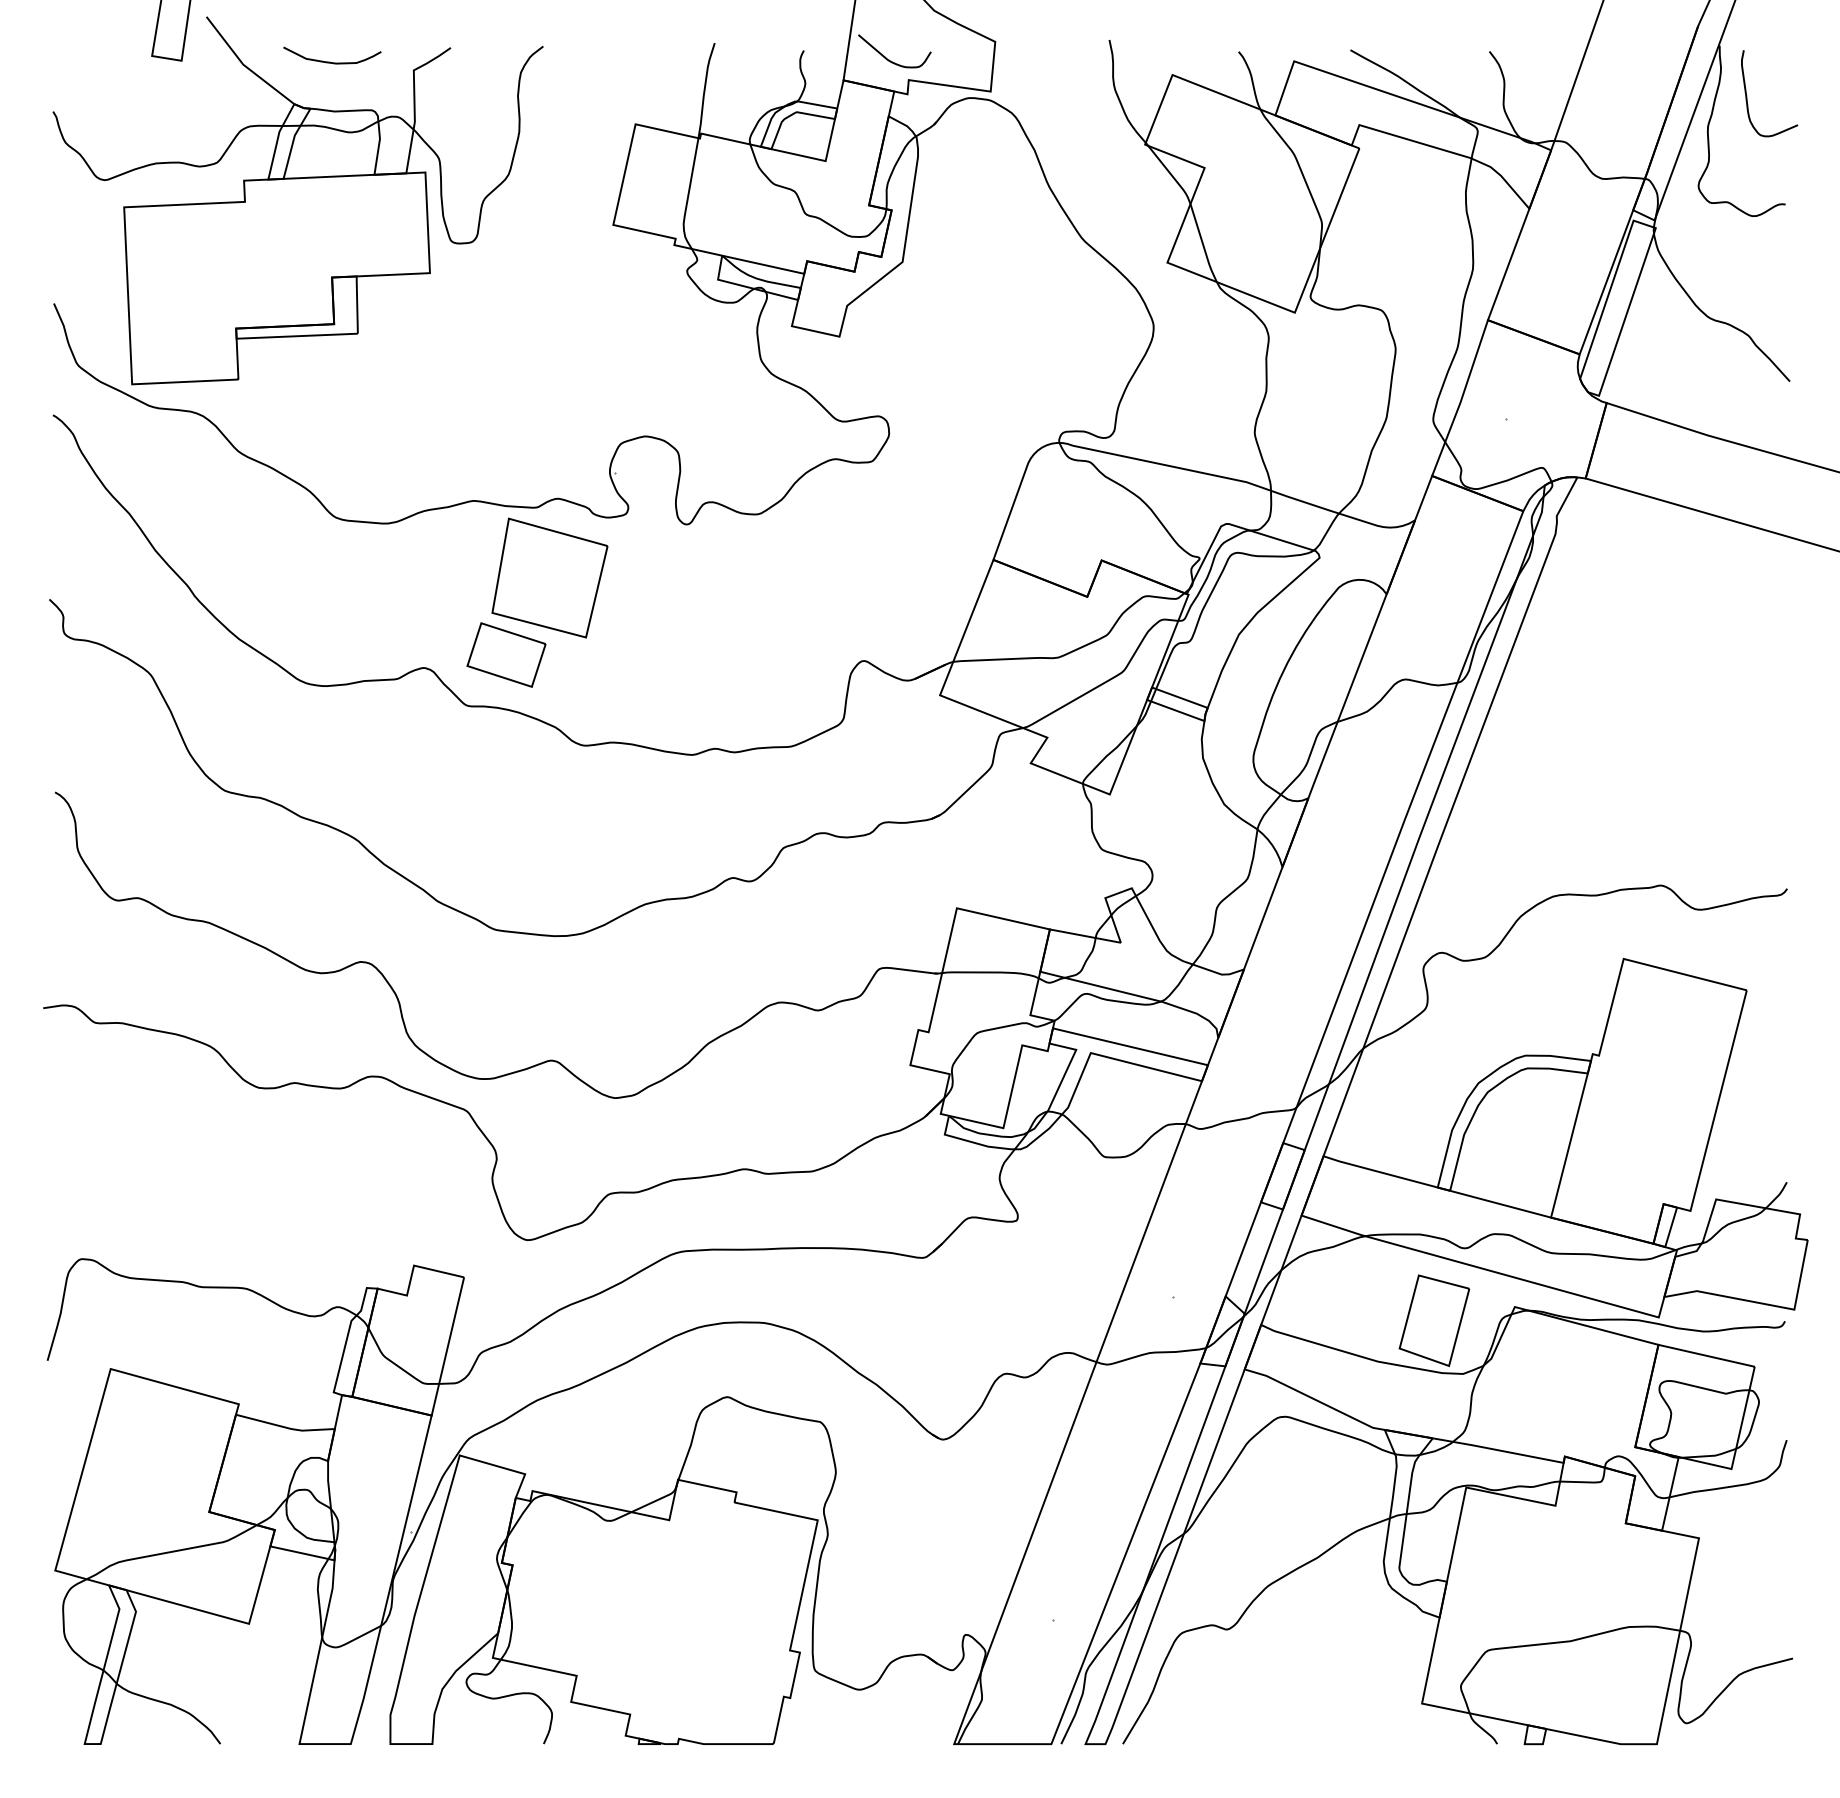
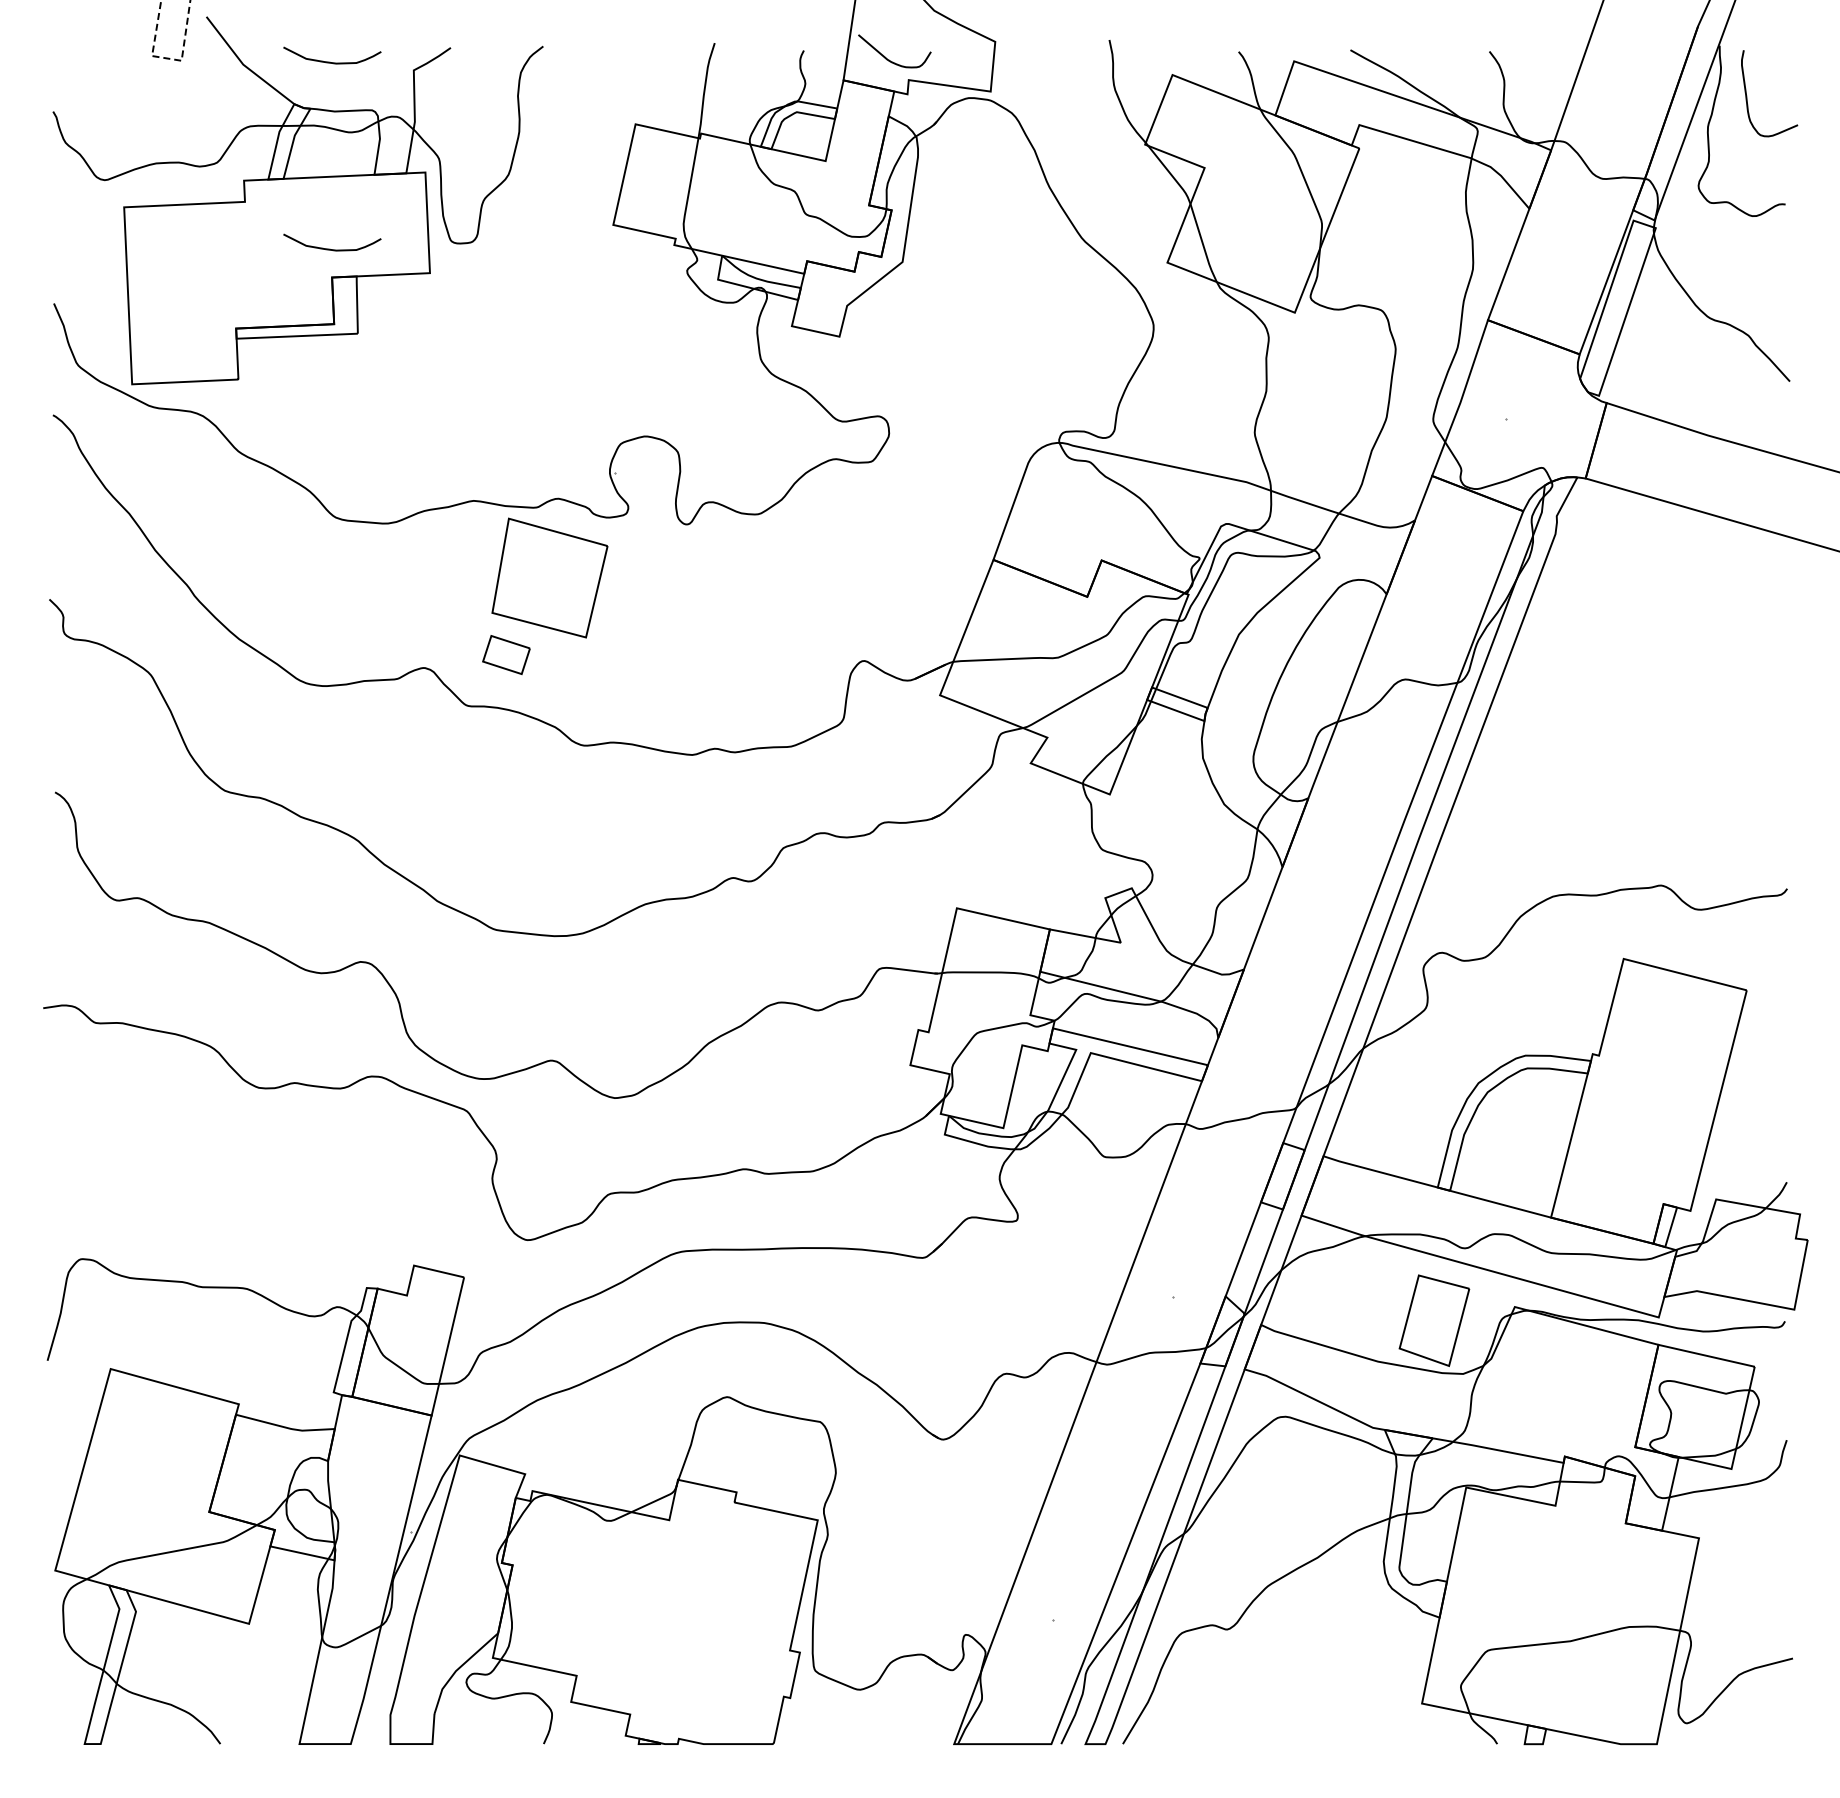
line: solid -> dashed (168, 58)
curve: none -> present (330, 248)
part size: 81x66 px -> 49x40 px (506, 654)
